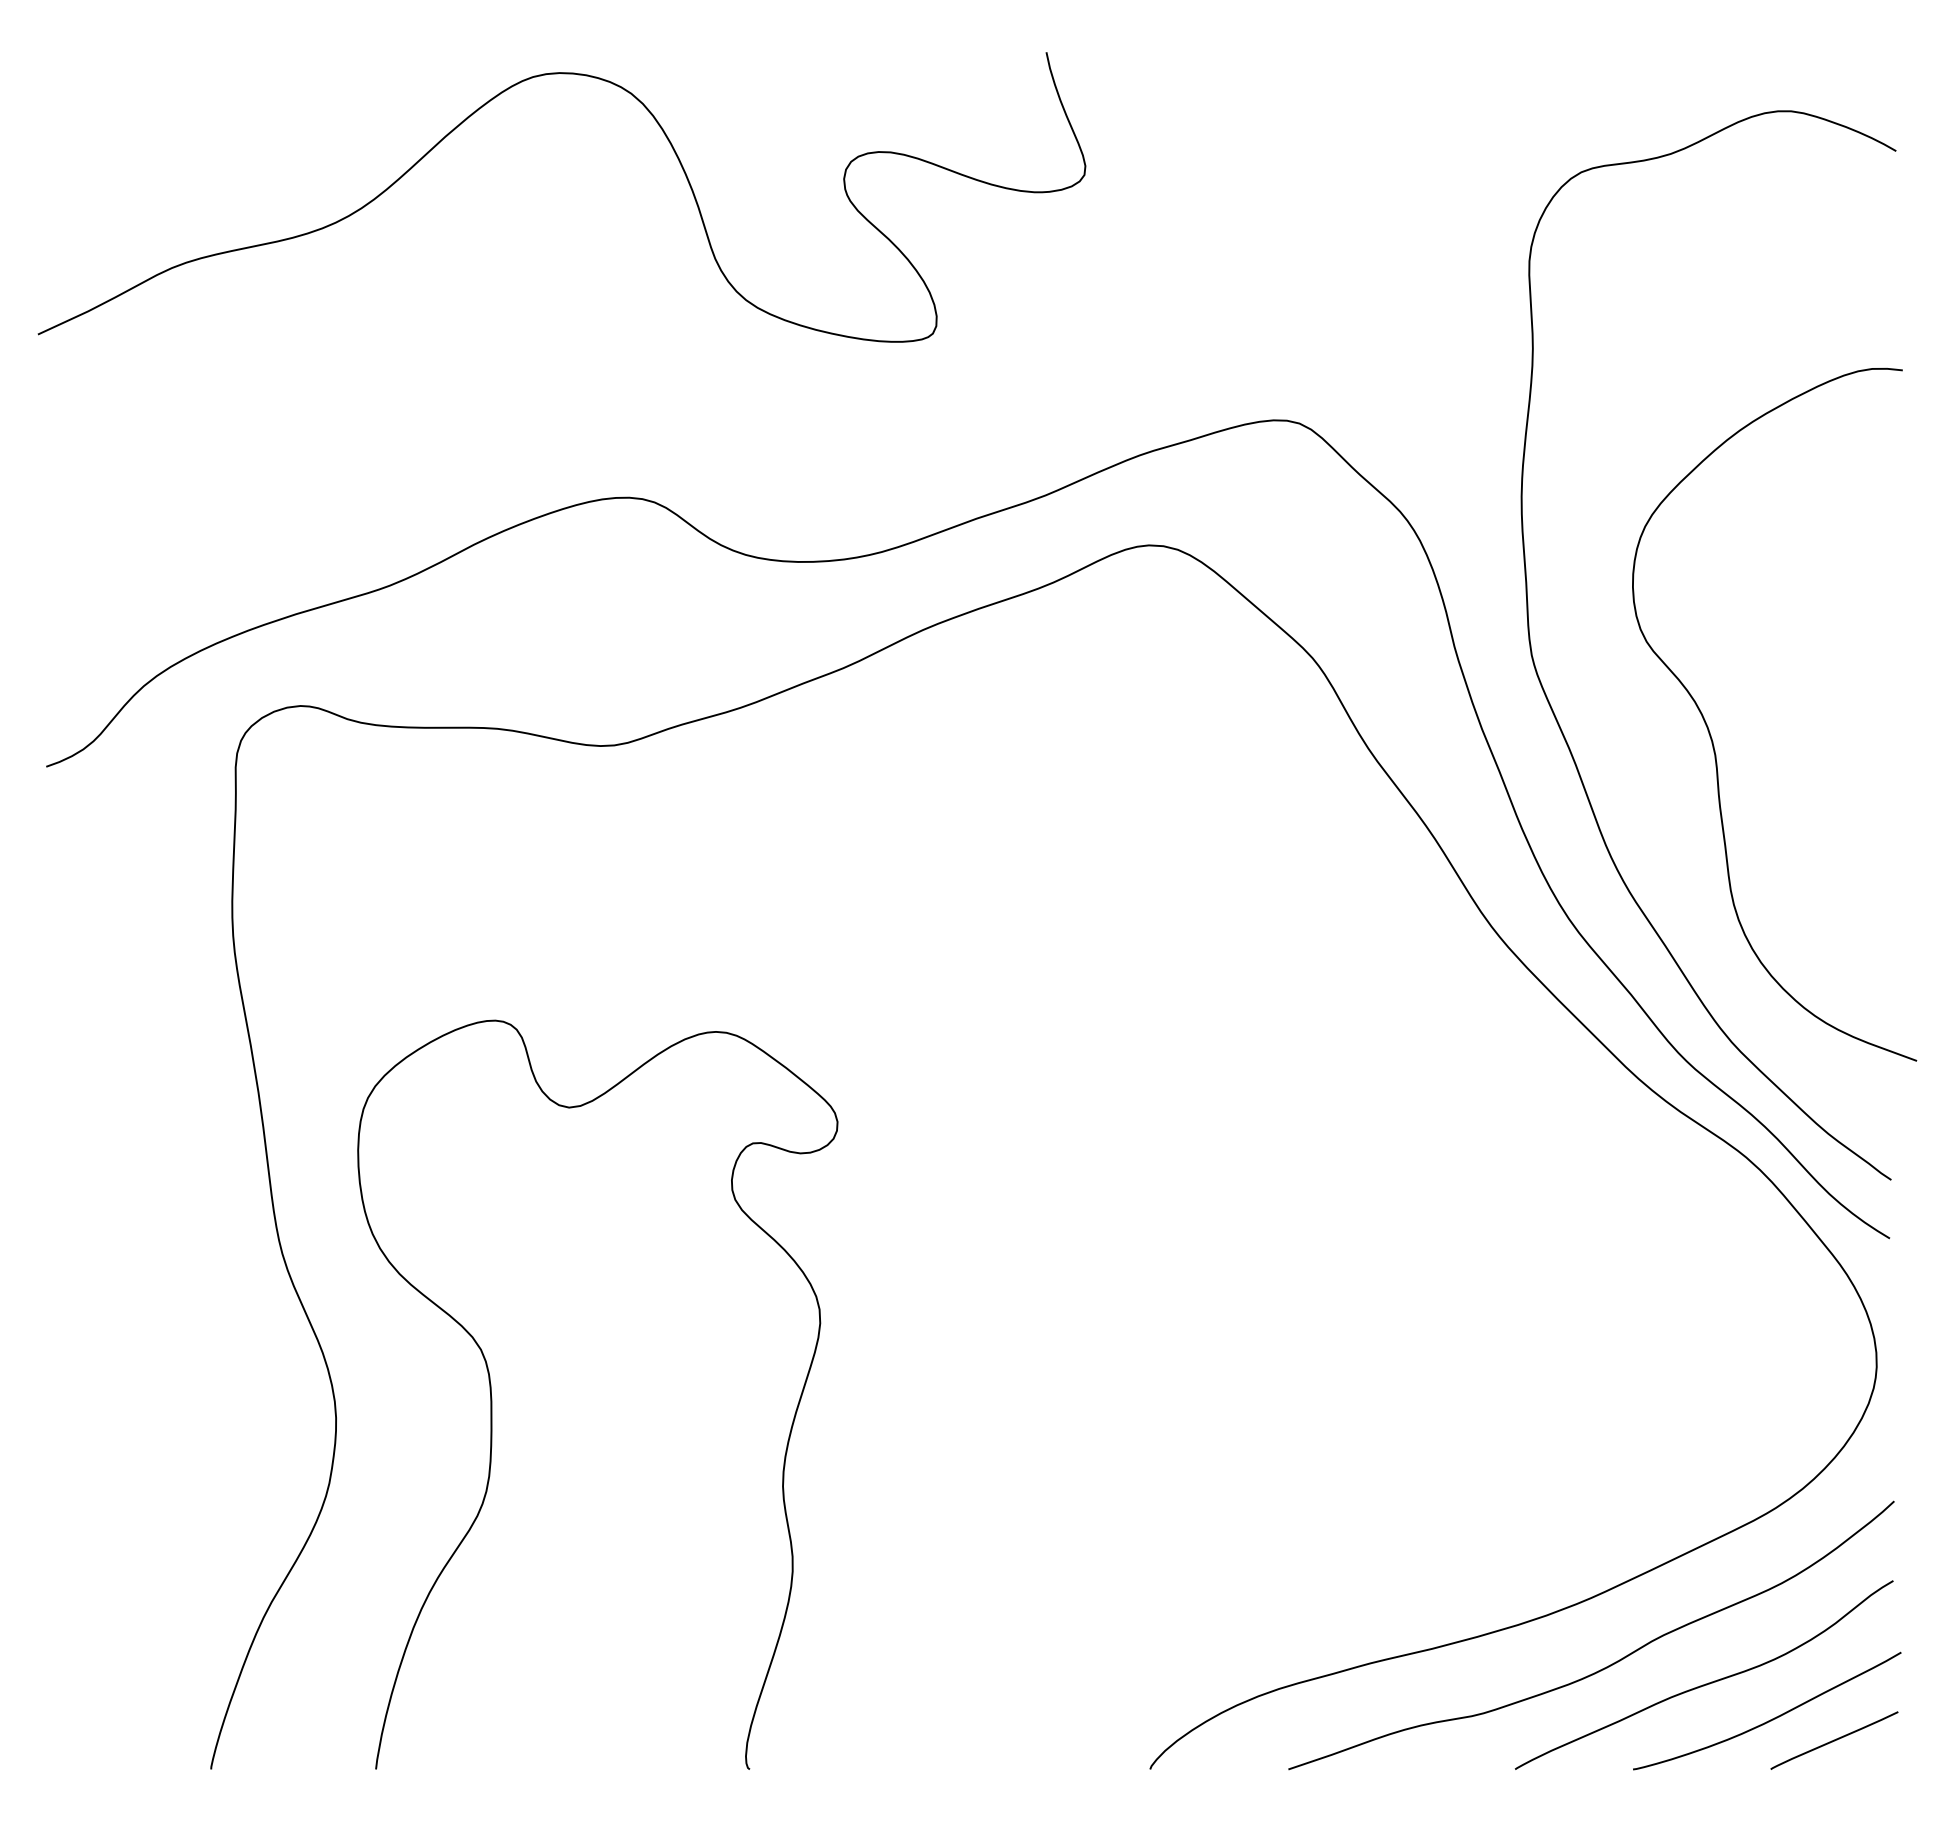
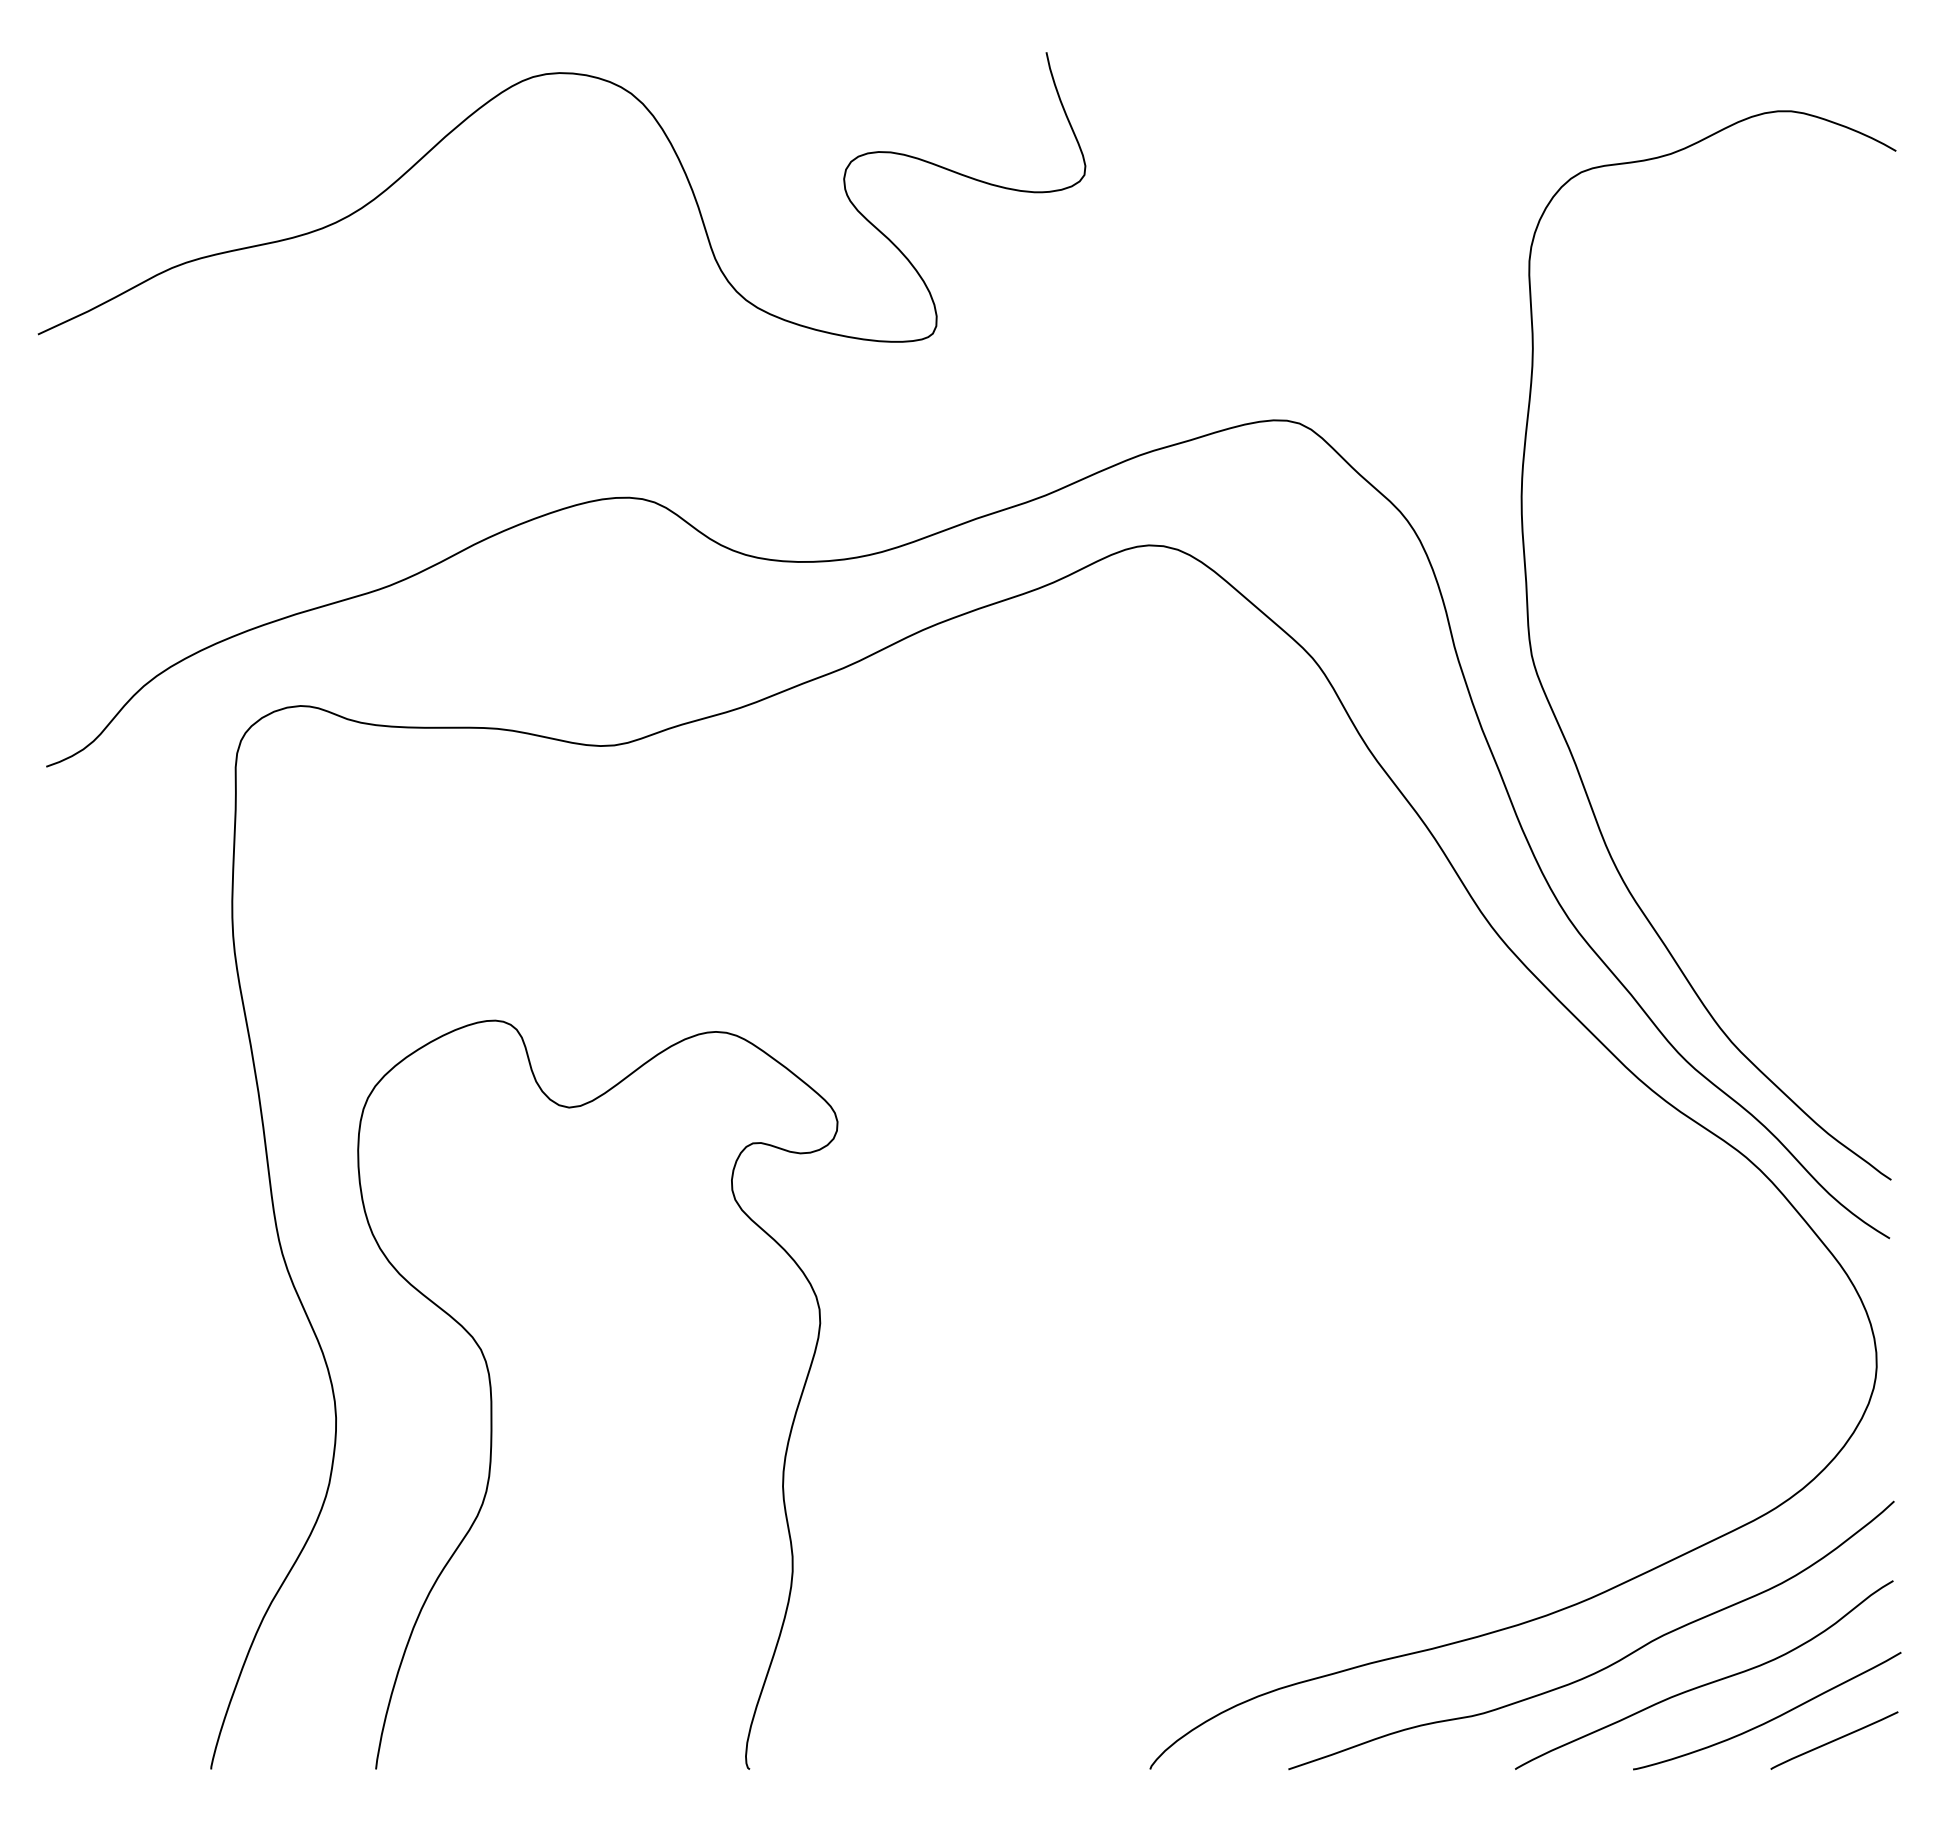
curve: present -> none (1711, 735)
